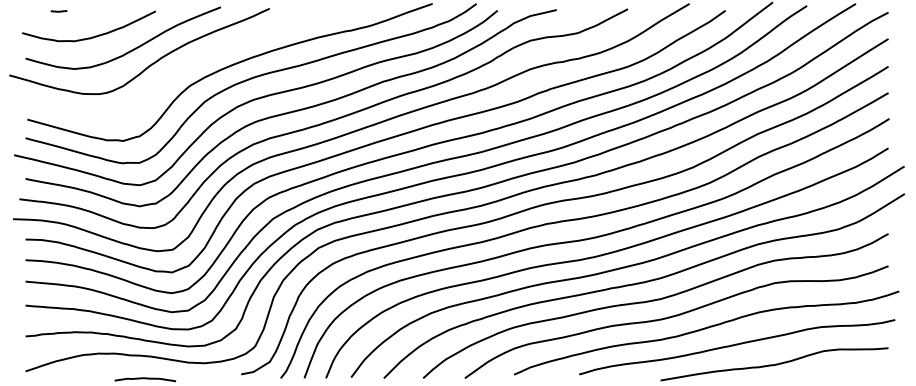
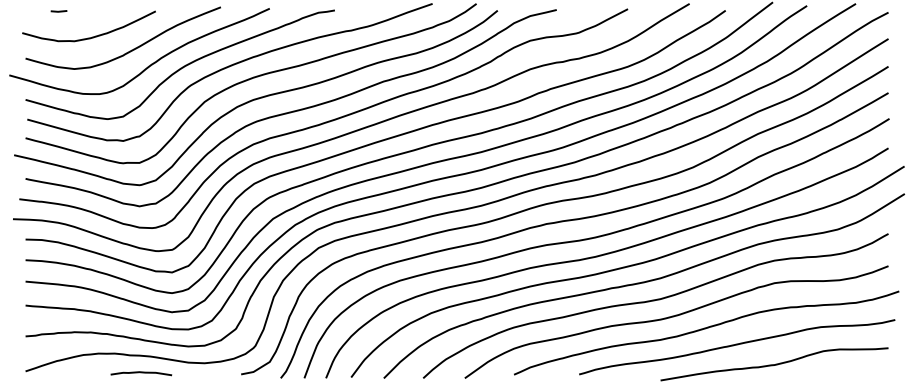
curve: none -> present (180, 67)
curve position: (145, 379) -> (141, 373) (141, 373)
